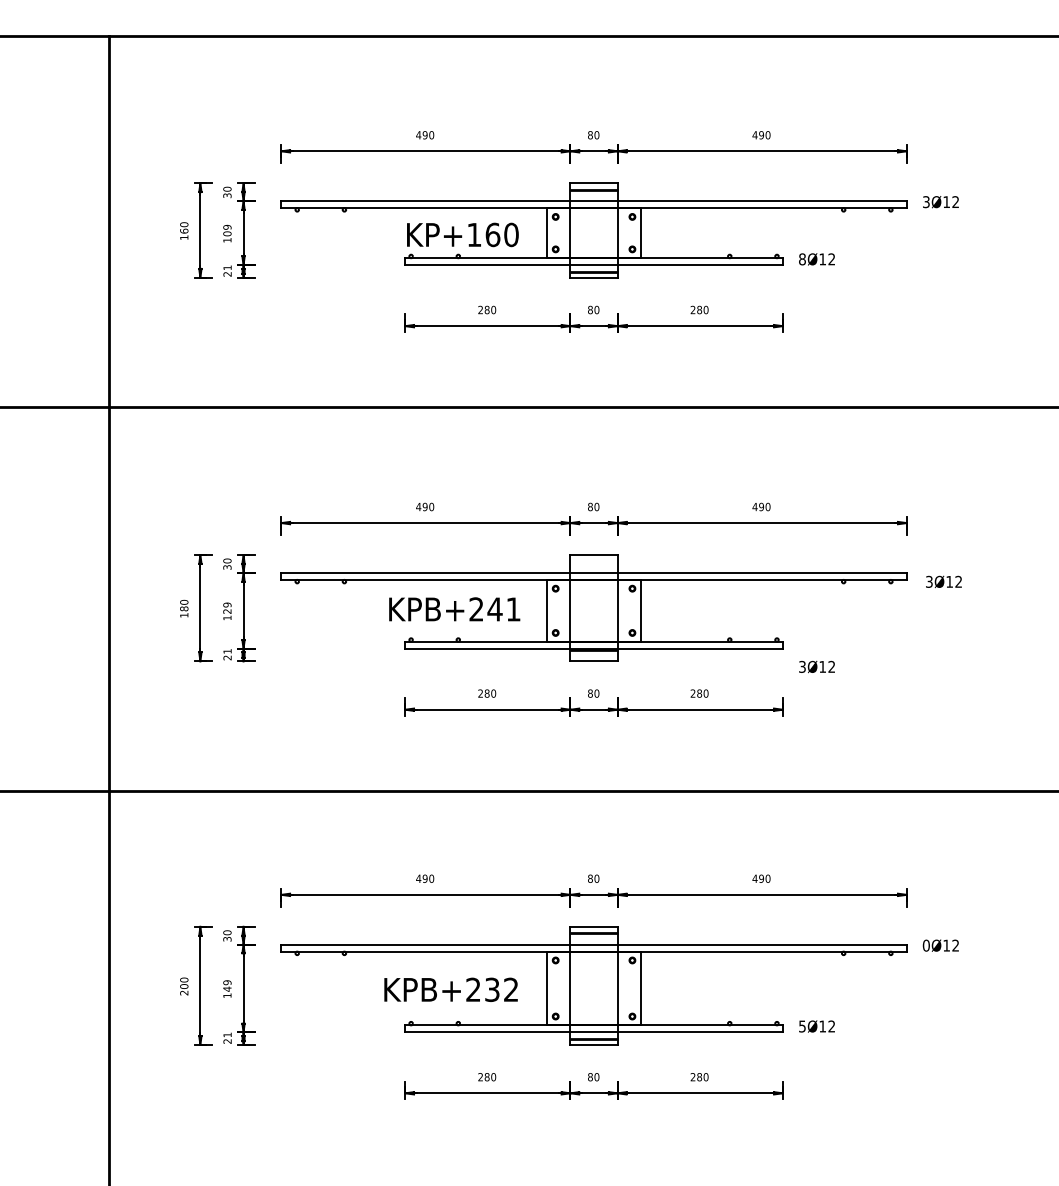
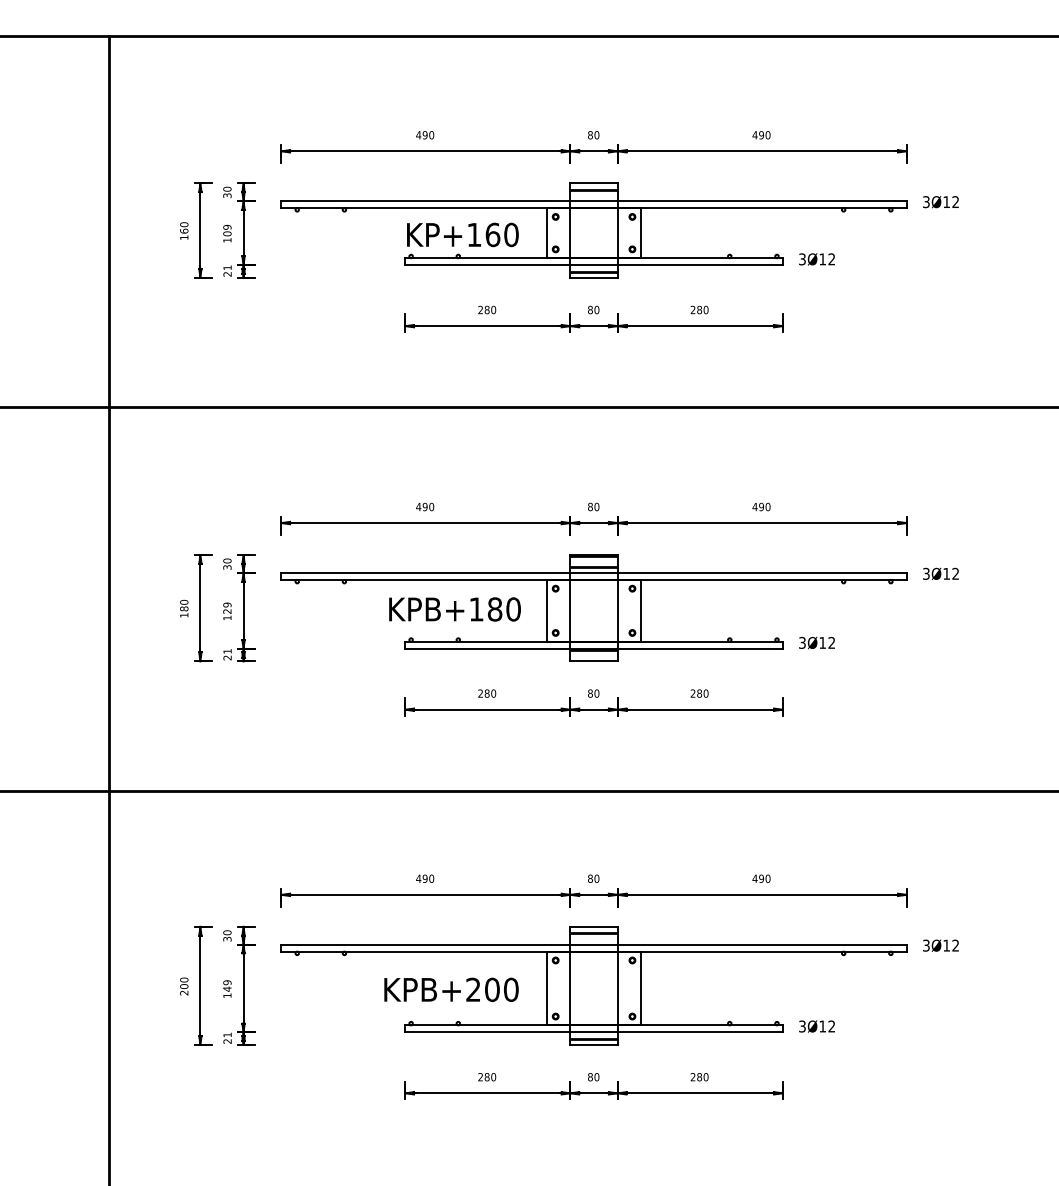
text: 8Ø12 -> 3Ø12 (802, 259)
hatch: none -> present (593, 561)
text position: (943, 581) -> (940, 573) (940, 573)
text: KPB+241 -> KPB+180 (494, 609)
text position: (816, 666) -> (816, 642) (816, 642)
text: 0Ø12 -> 3Ø12 (925, 945)
text: KPB+232 -> KPB+200 (501, 989)
text: 5Ø12 -> 3Ø12 (802, 1025)
